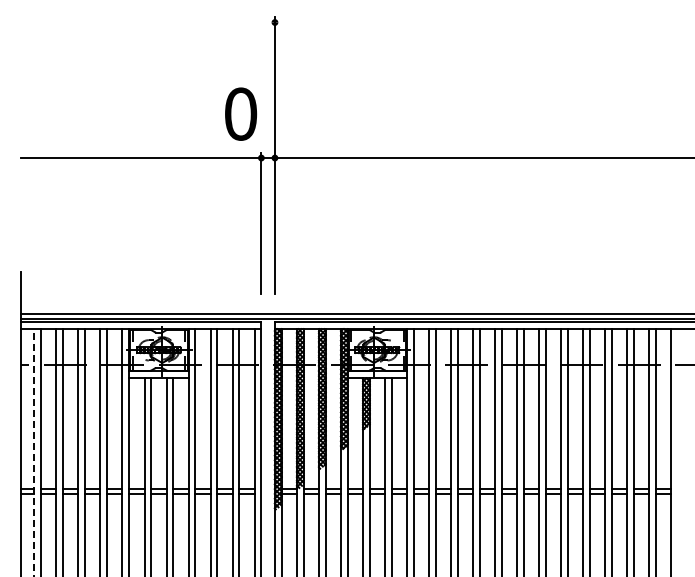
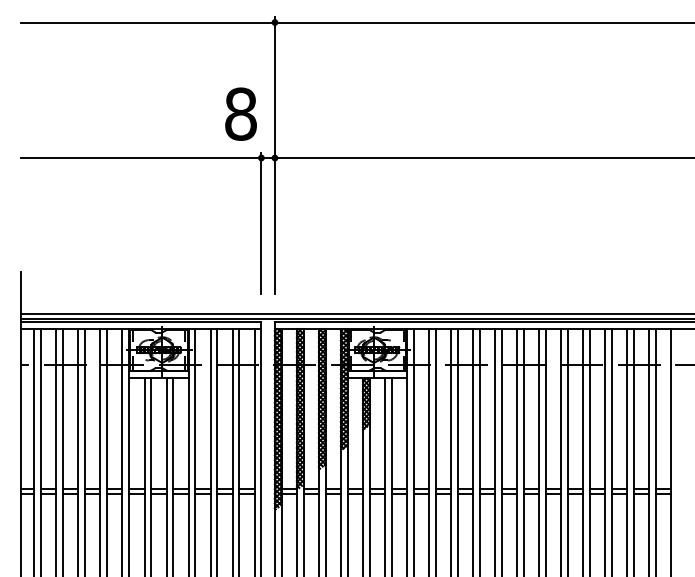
line: none -> present (355, 22)
text: 0 -> 8 (241, 113)
line: dashed -> solid (34, 453)
